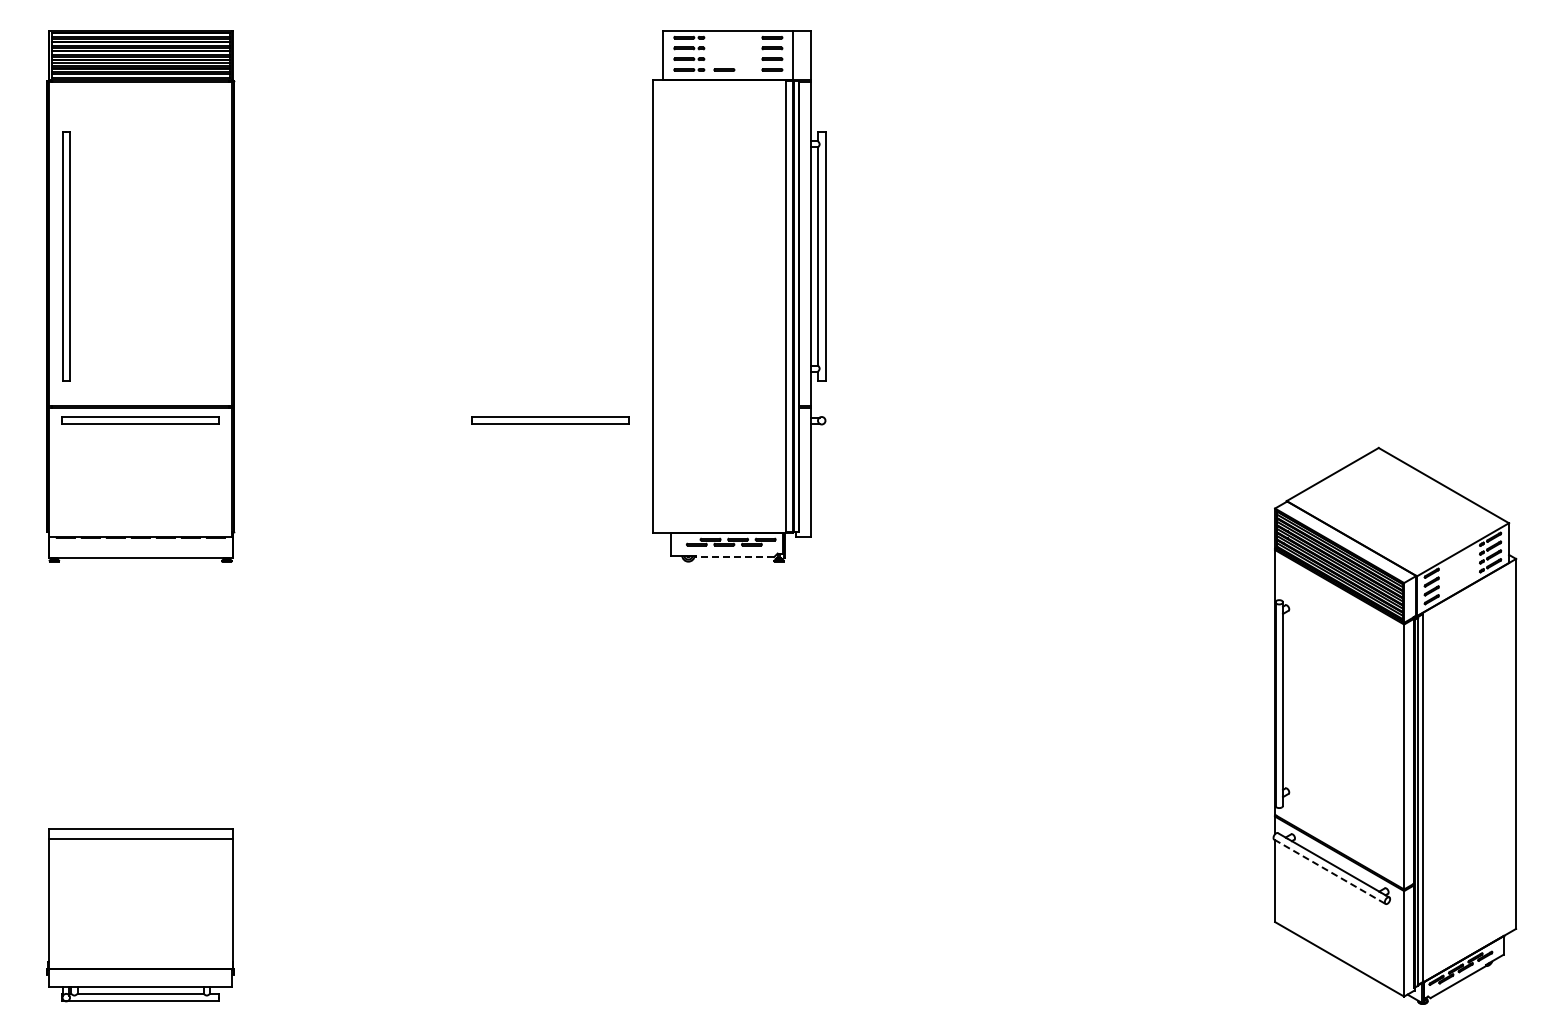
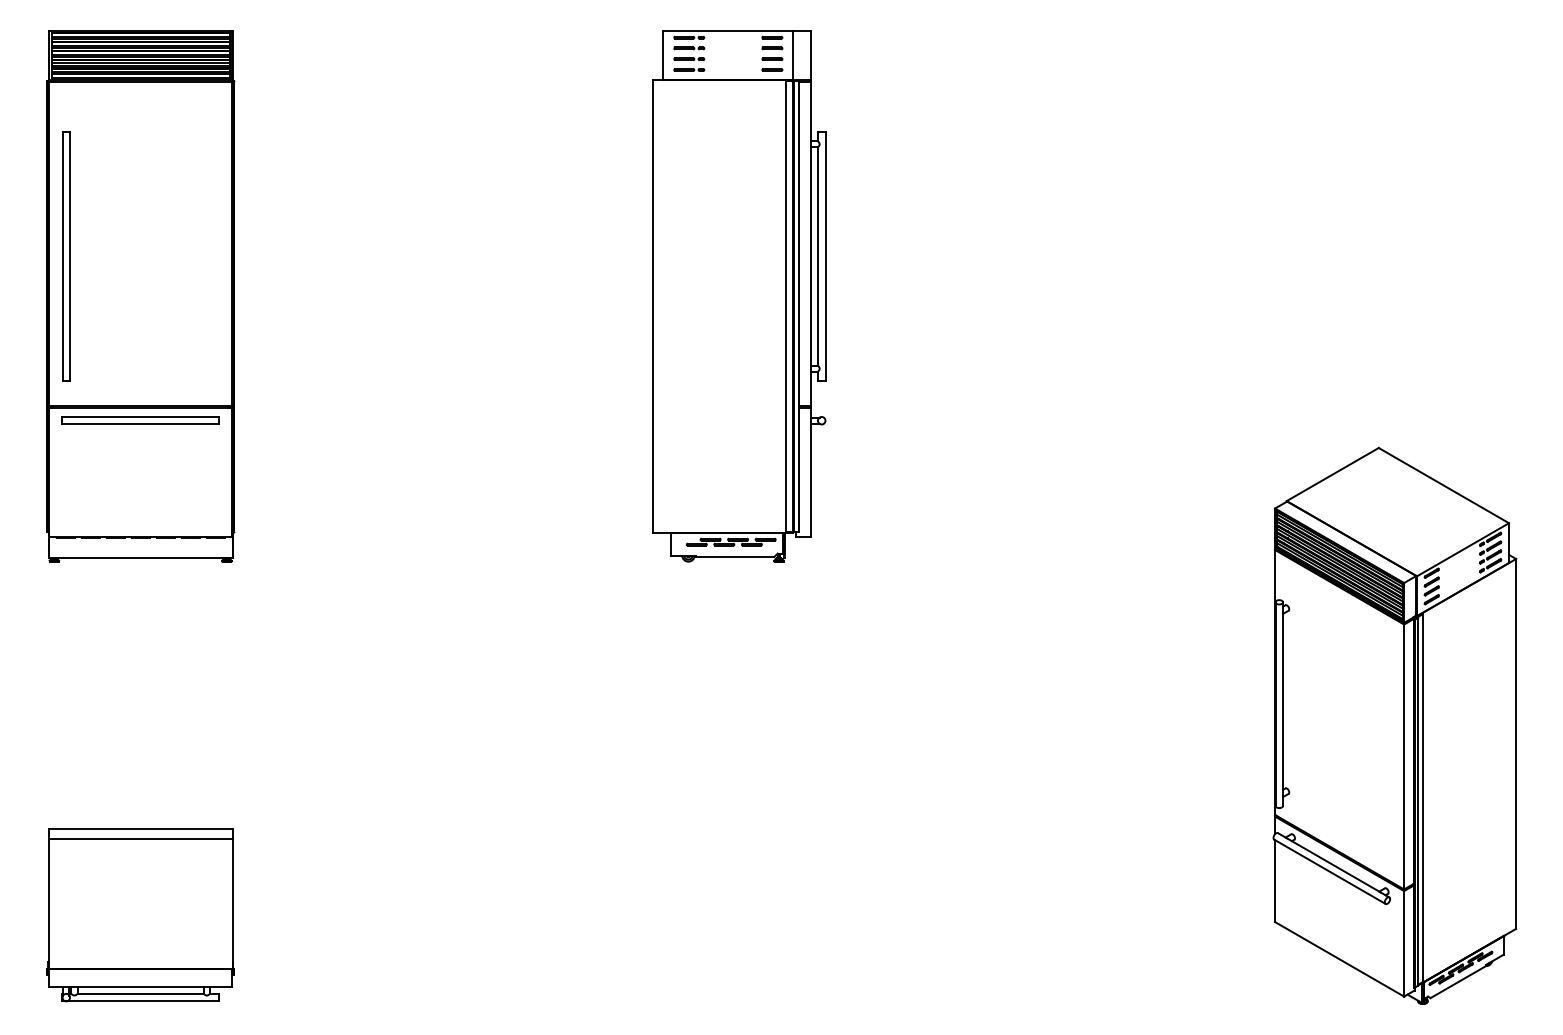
line: present -> none (724, 69)
part: present -> none (550, 420)
line: dashed -> solid (734, 557)
line: dashed -> solid (1330, 872)
